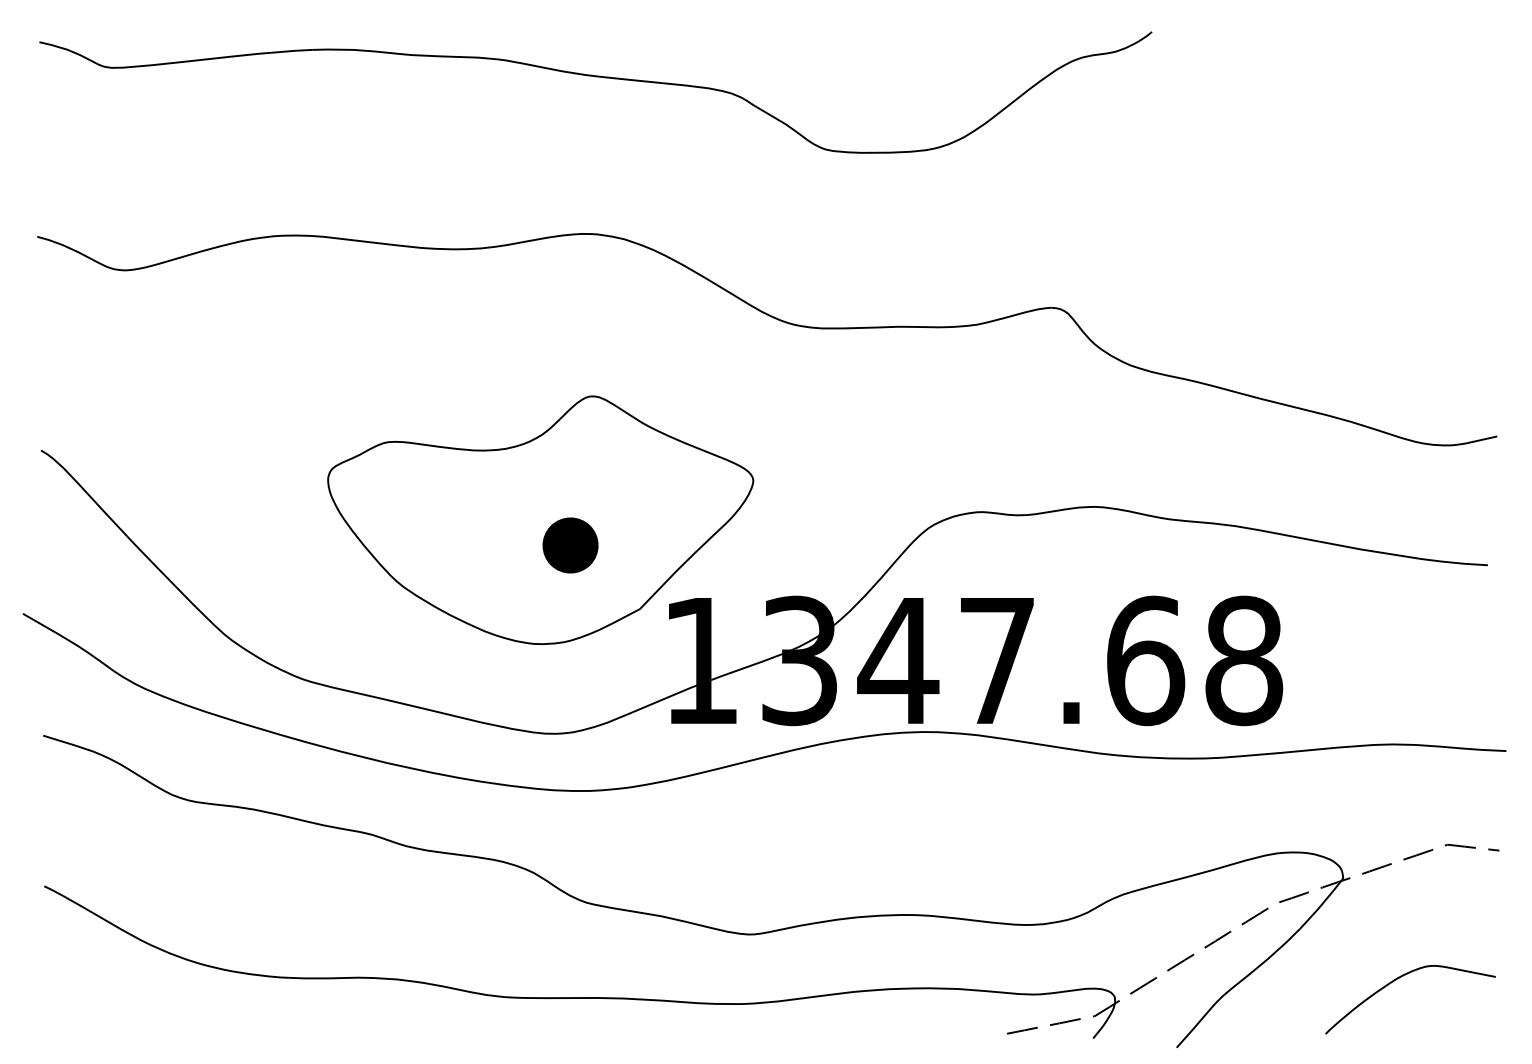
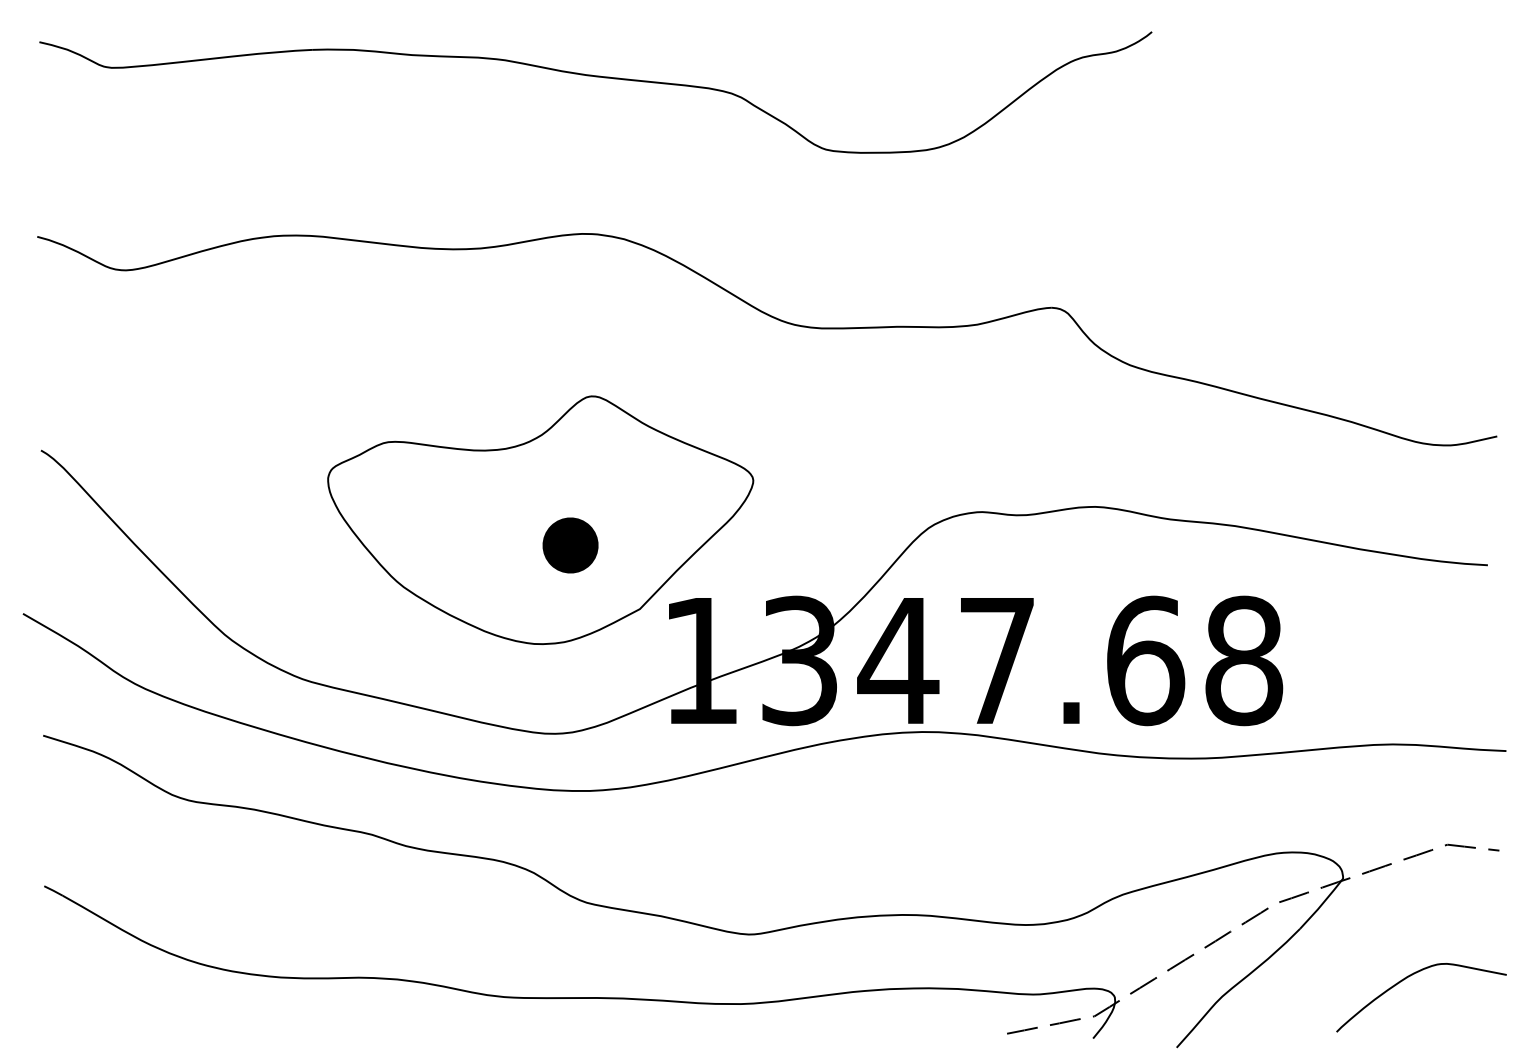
curve position: (1396, 980) -> (1407, 978) (1407, 978)
